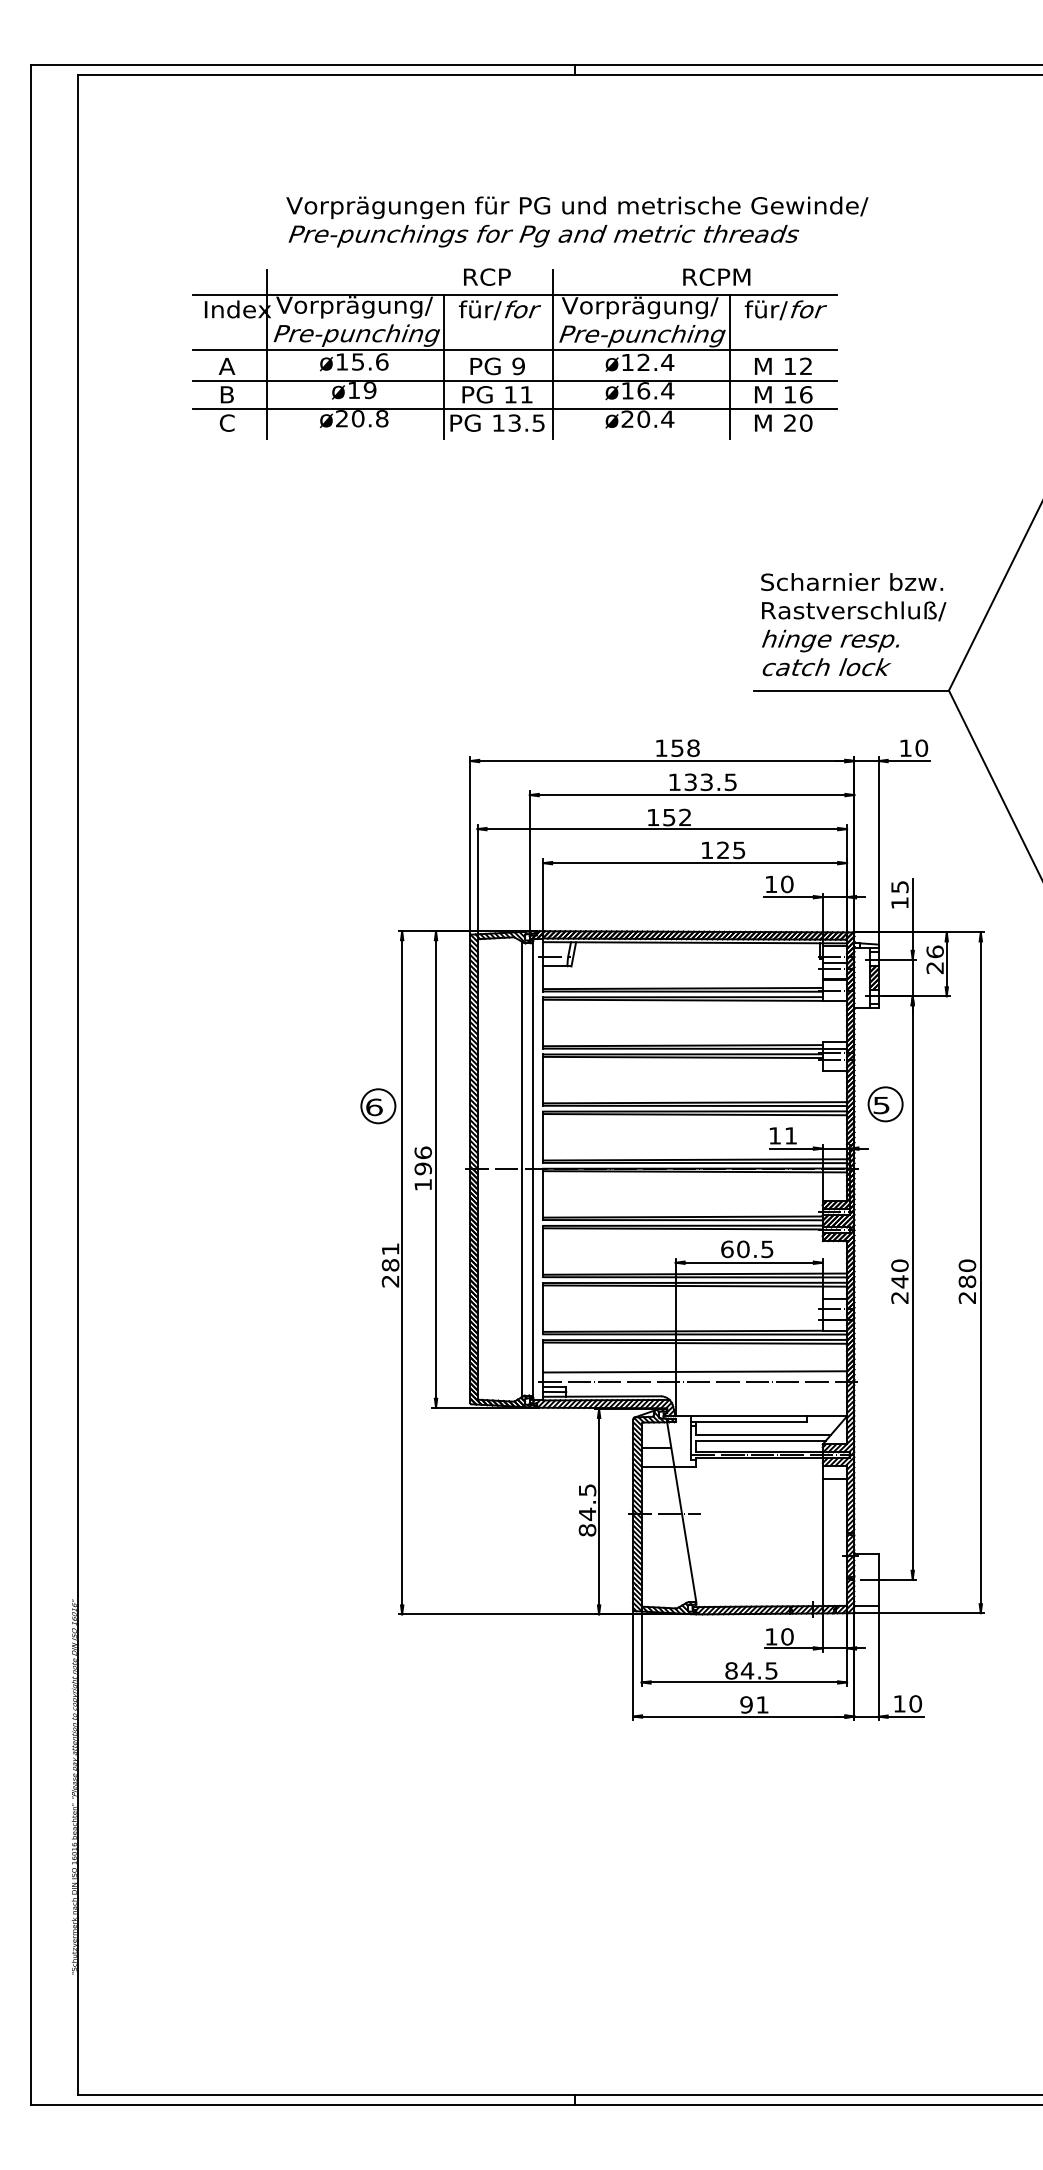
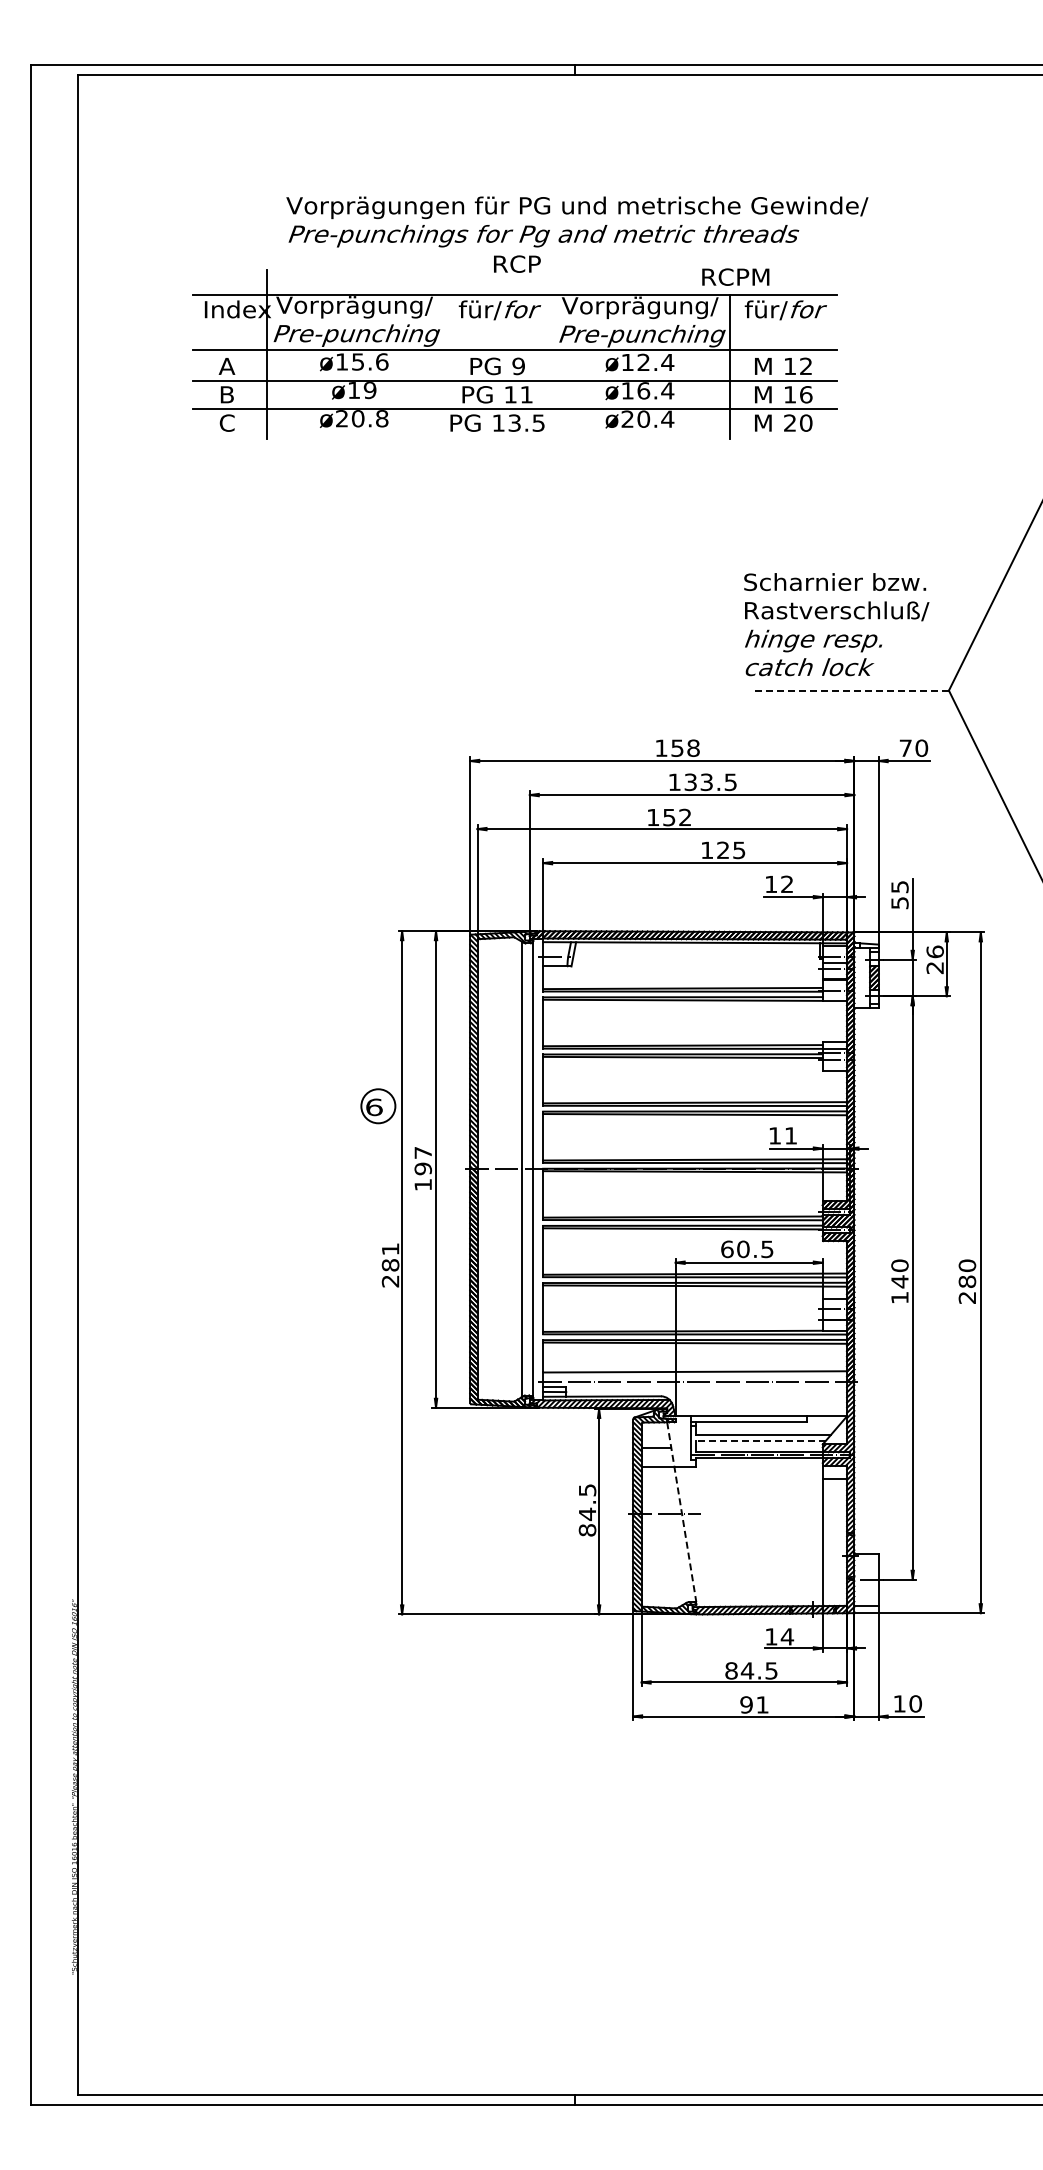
text position: (487, 276) -> (517, 263) (517, 263)
text position: (716, 276) -> (735, 276) (735, 276)
line: present -> none (553, 354)
line: present -> none (444, 366)
text position: (853, 624) -> (836, 624) (836, 624)
line: solid -> dashed (851, 690)
text: 10 -> 70 (905, 747)
text: 10 -> 12 (787, 884)
text: 15 -> 55 (899, 903)
part: present -> none (885, 1104)
text: 196 -> 197 (423, 1152)
text: 240 -> 140 (899, 1297)
line: solid -> dashed (761, 1440)
line: solid -> dashed (681, 1512)
text: 10 -> 14 (787, 1636)
